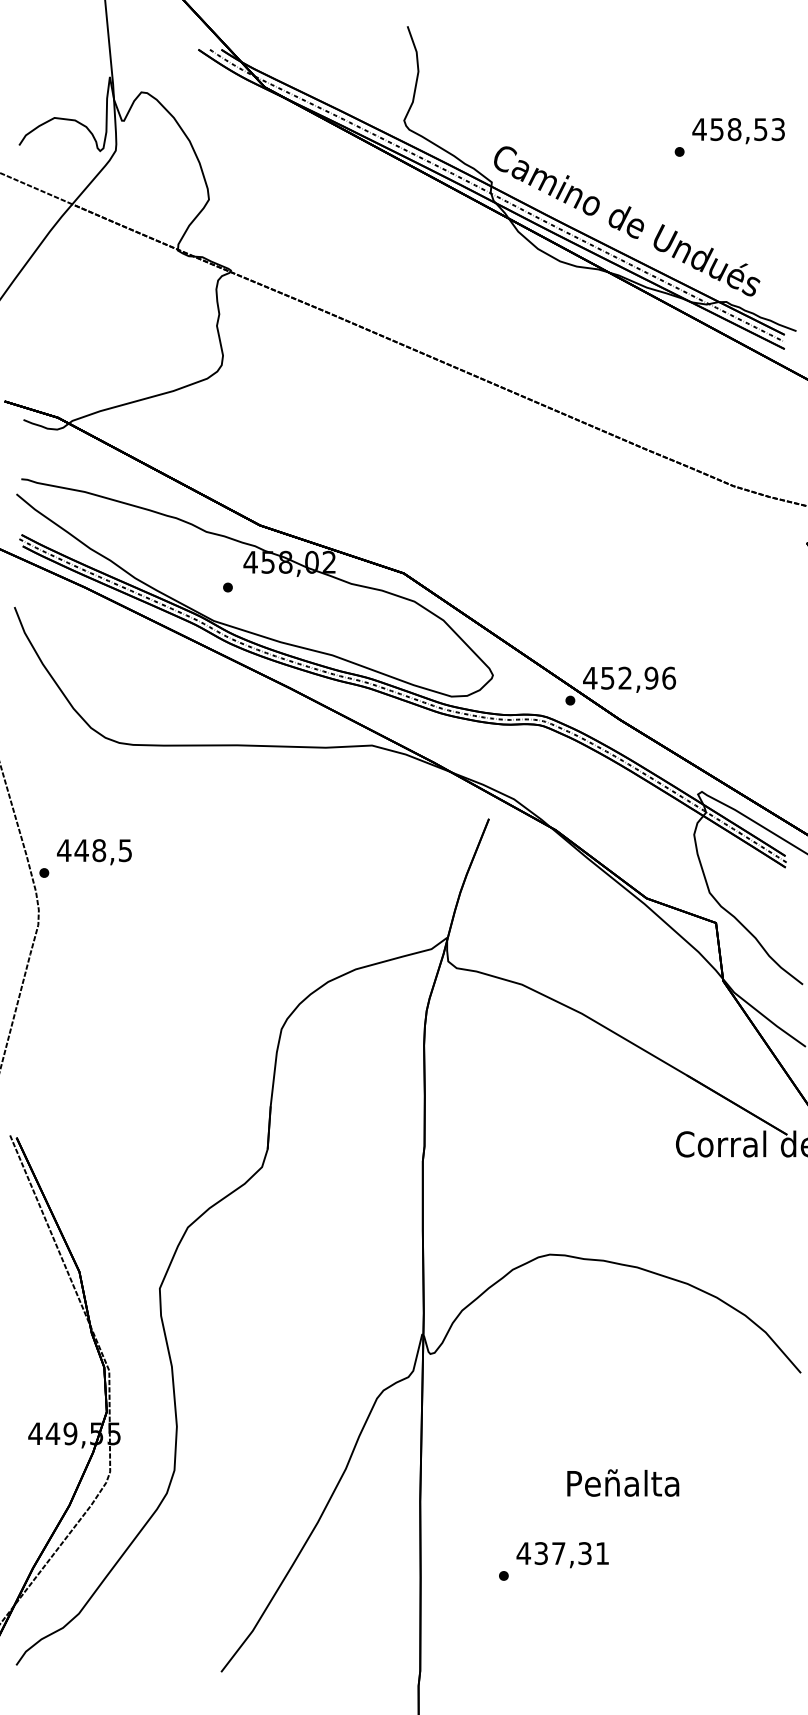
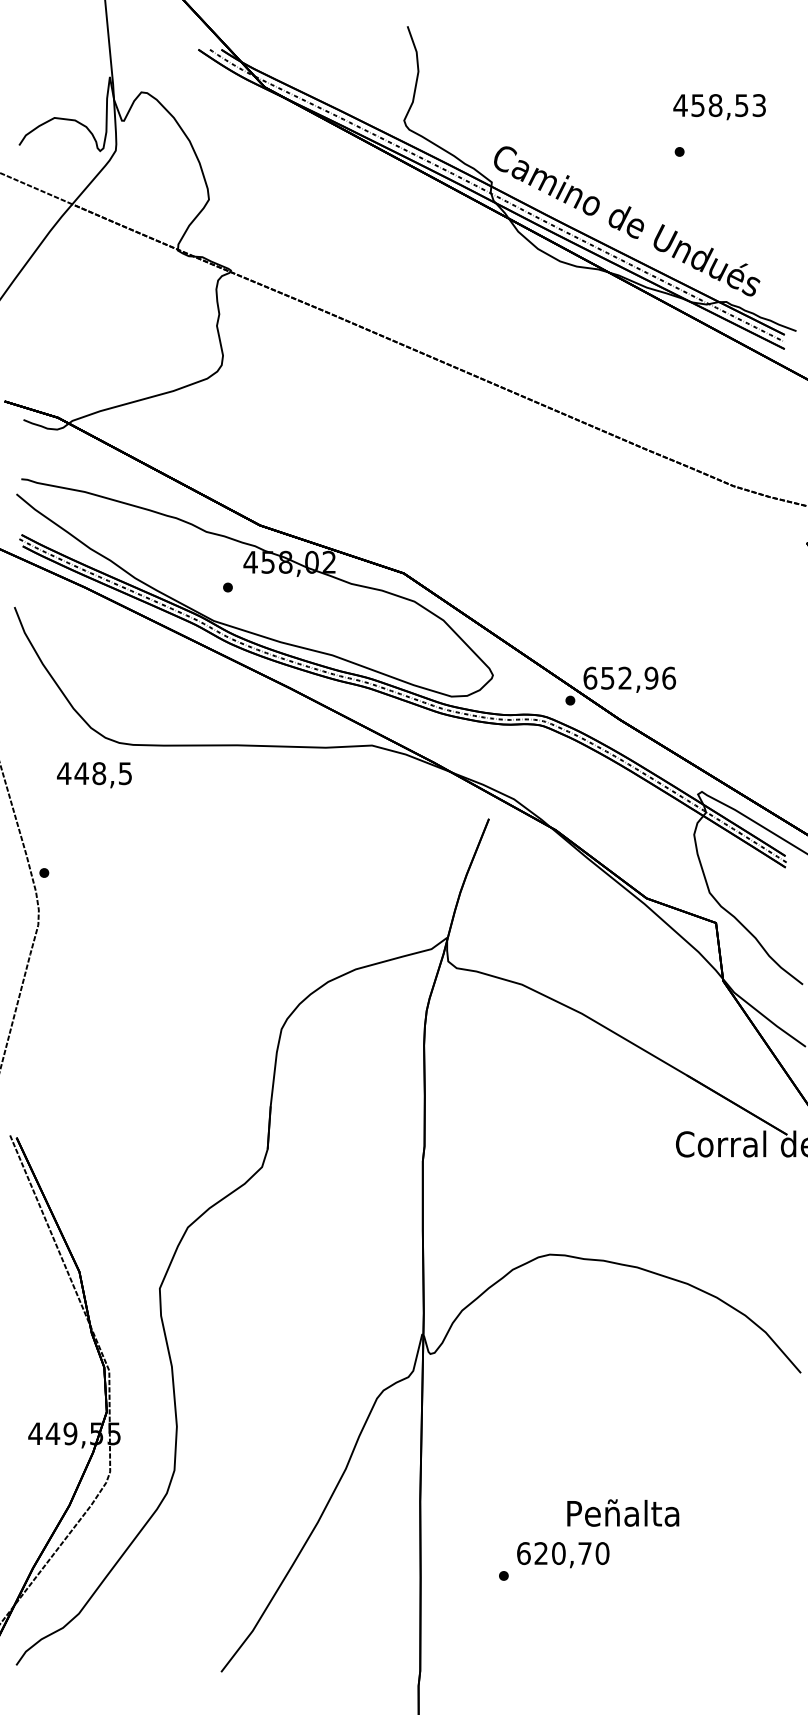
text position: (738, 131) -> (719, 107) (719, 107)
text: 452,96 -> 652,96 (590, 677)
text position: (94, 852) -> (94, 775) (94, 775)
text position: (623, 1482) -> (623, 1512) (623, 1512)
text: 437,31 -> 620,70 (562, 1553)
